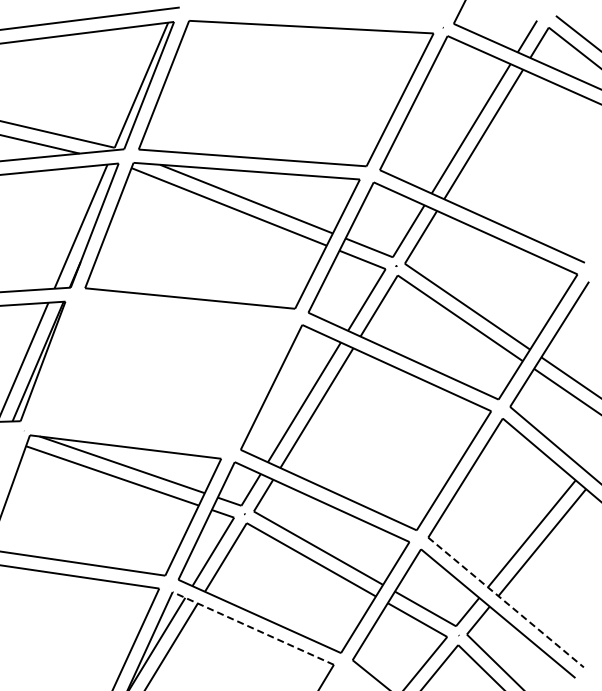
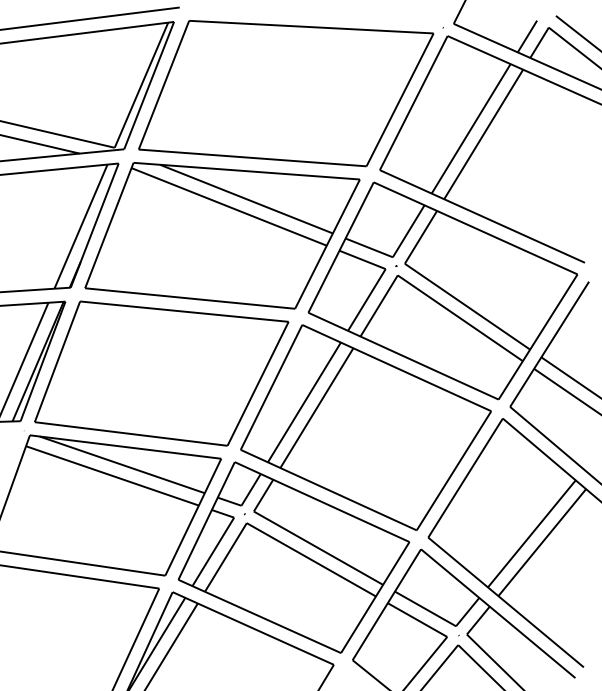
part: none -> present (161, 373)
line: dashed -> solid (506, 602)
line: dashed -> solid (252, 628)
